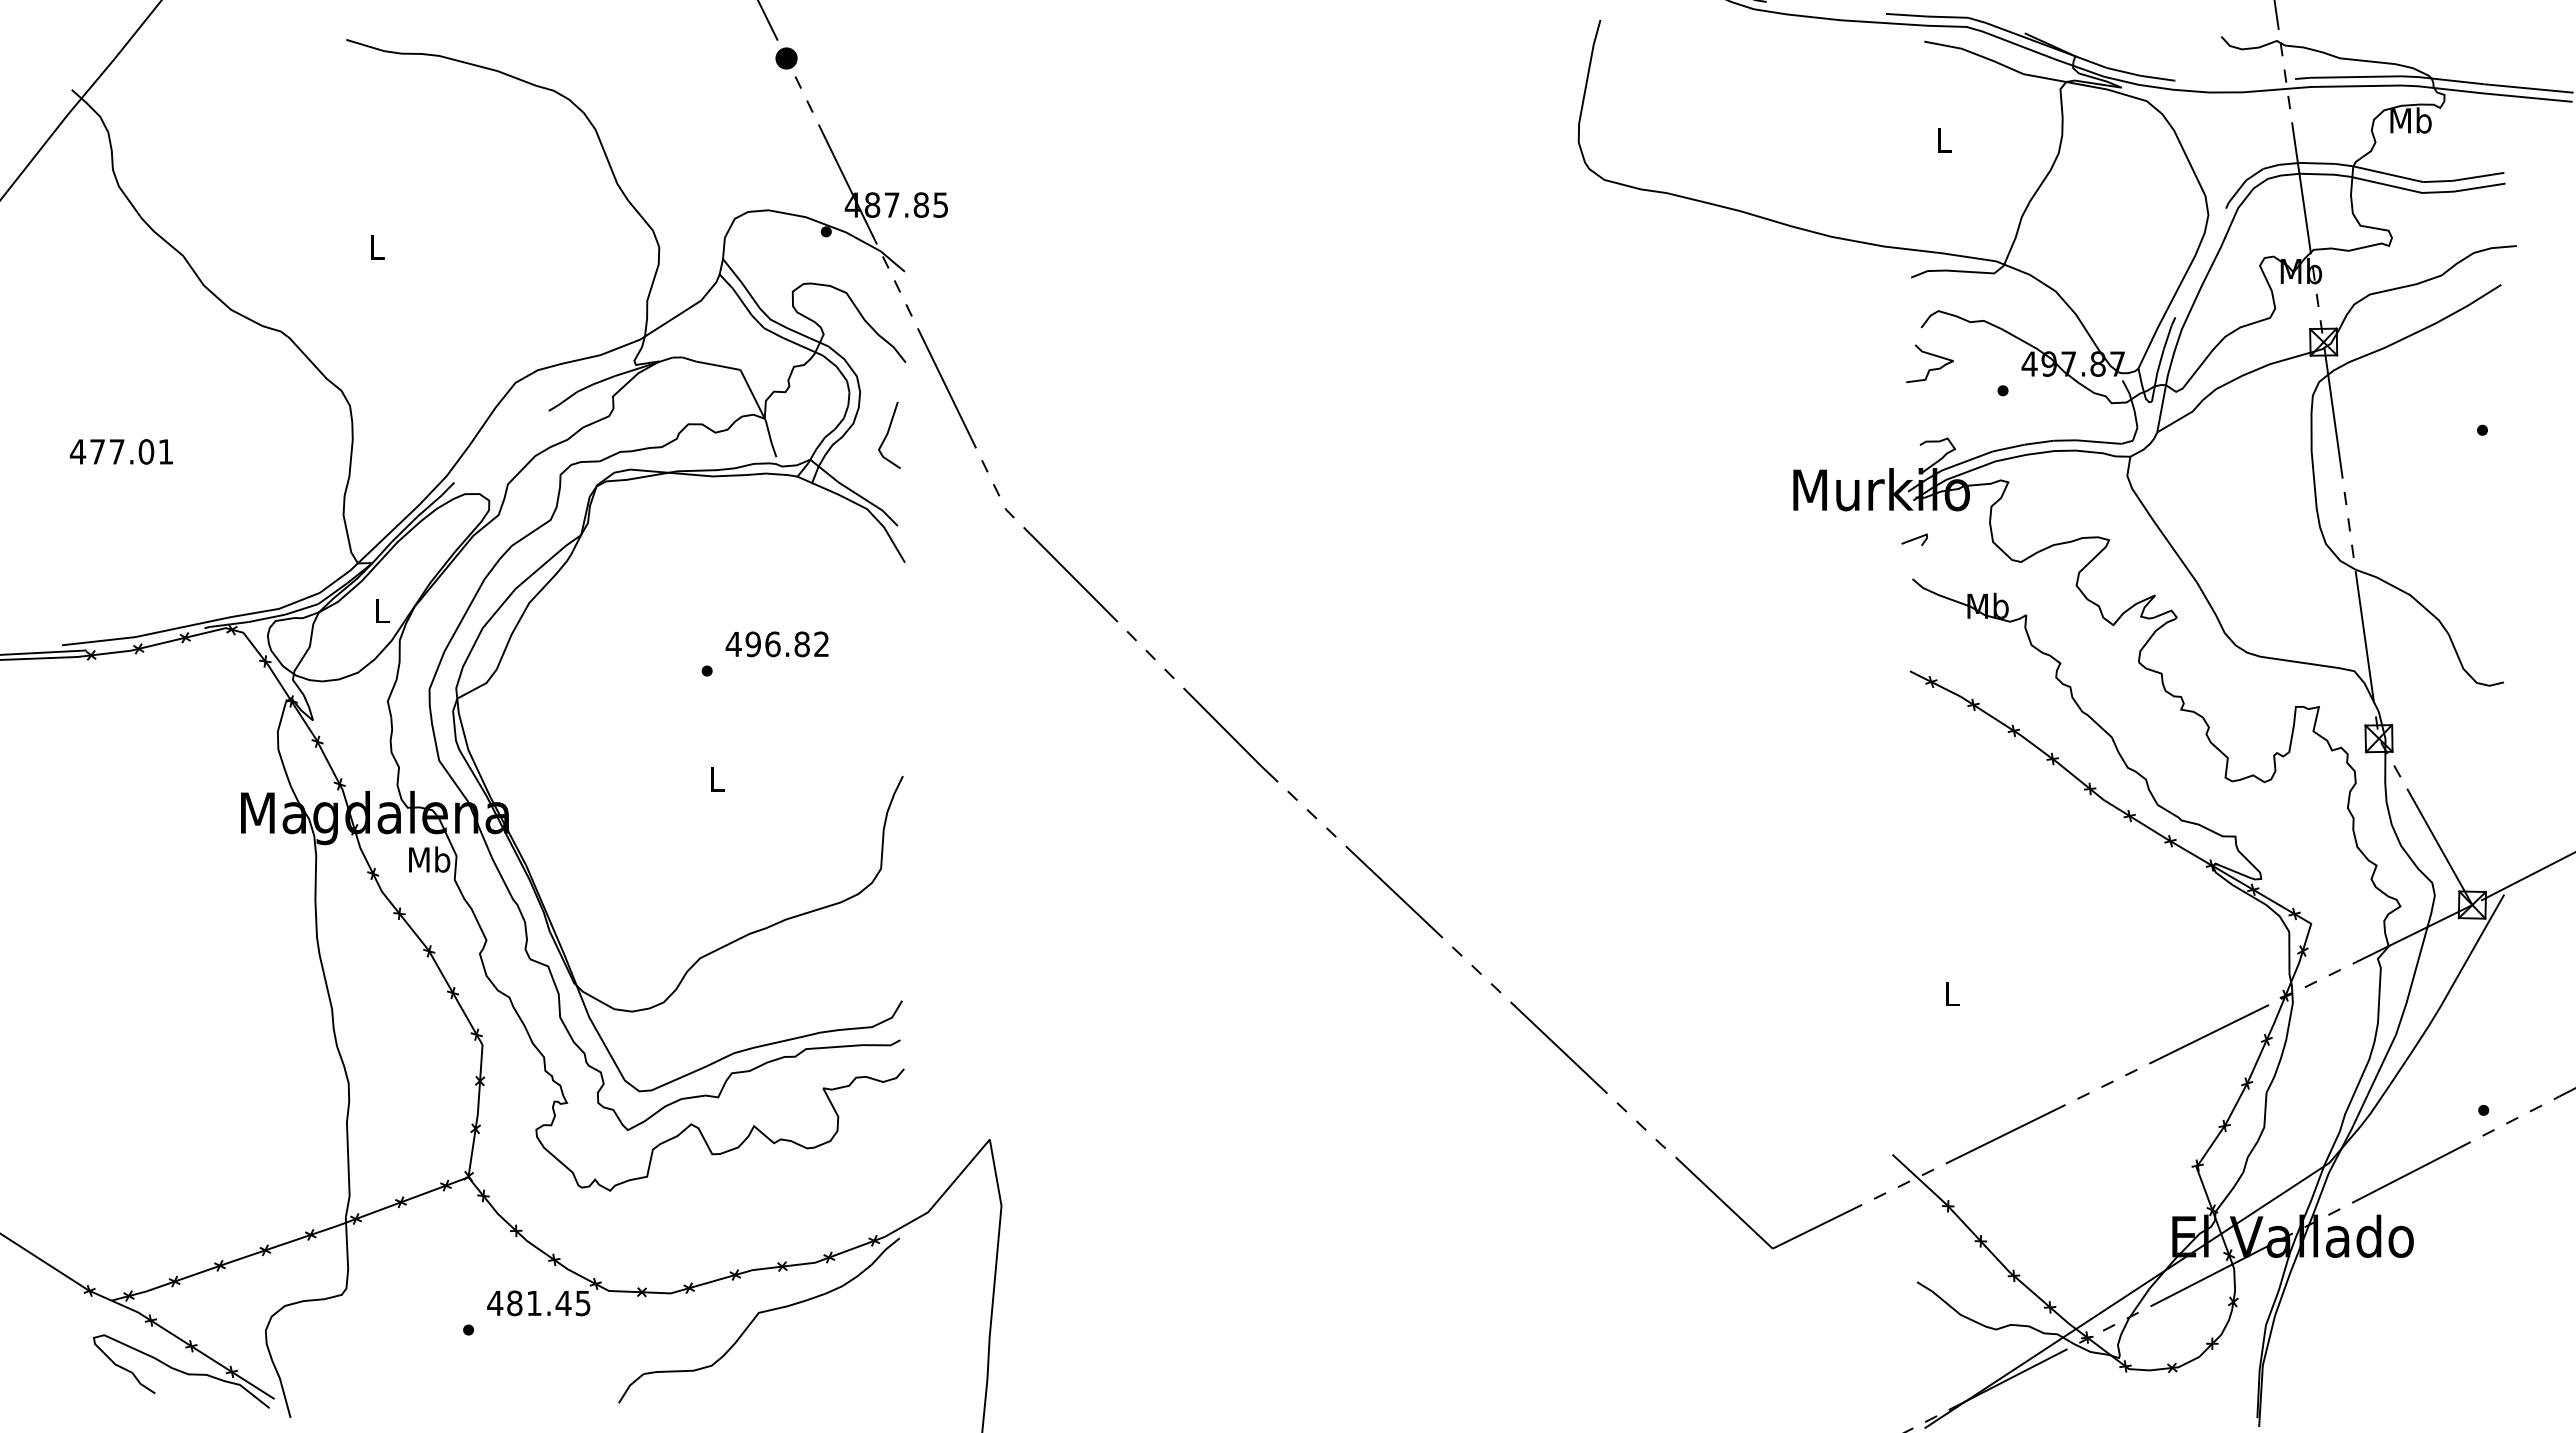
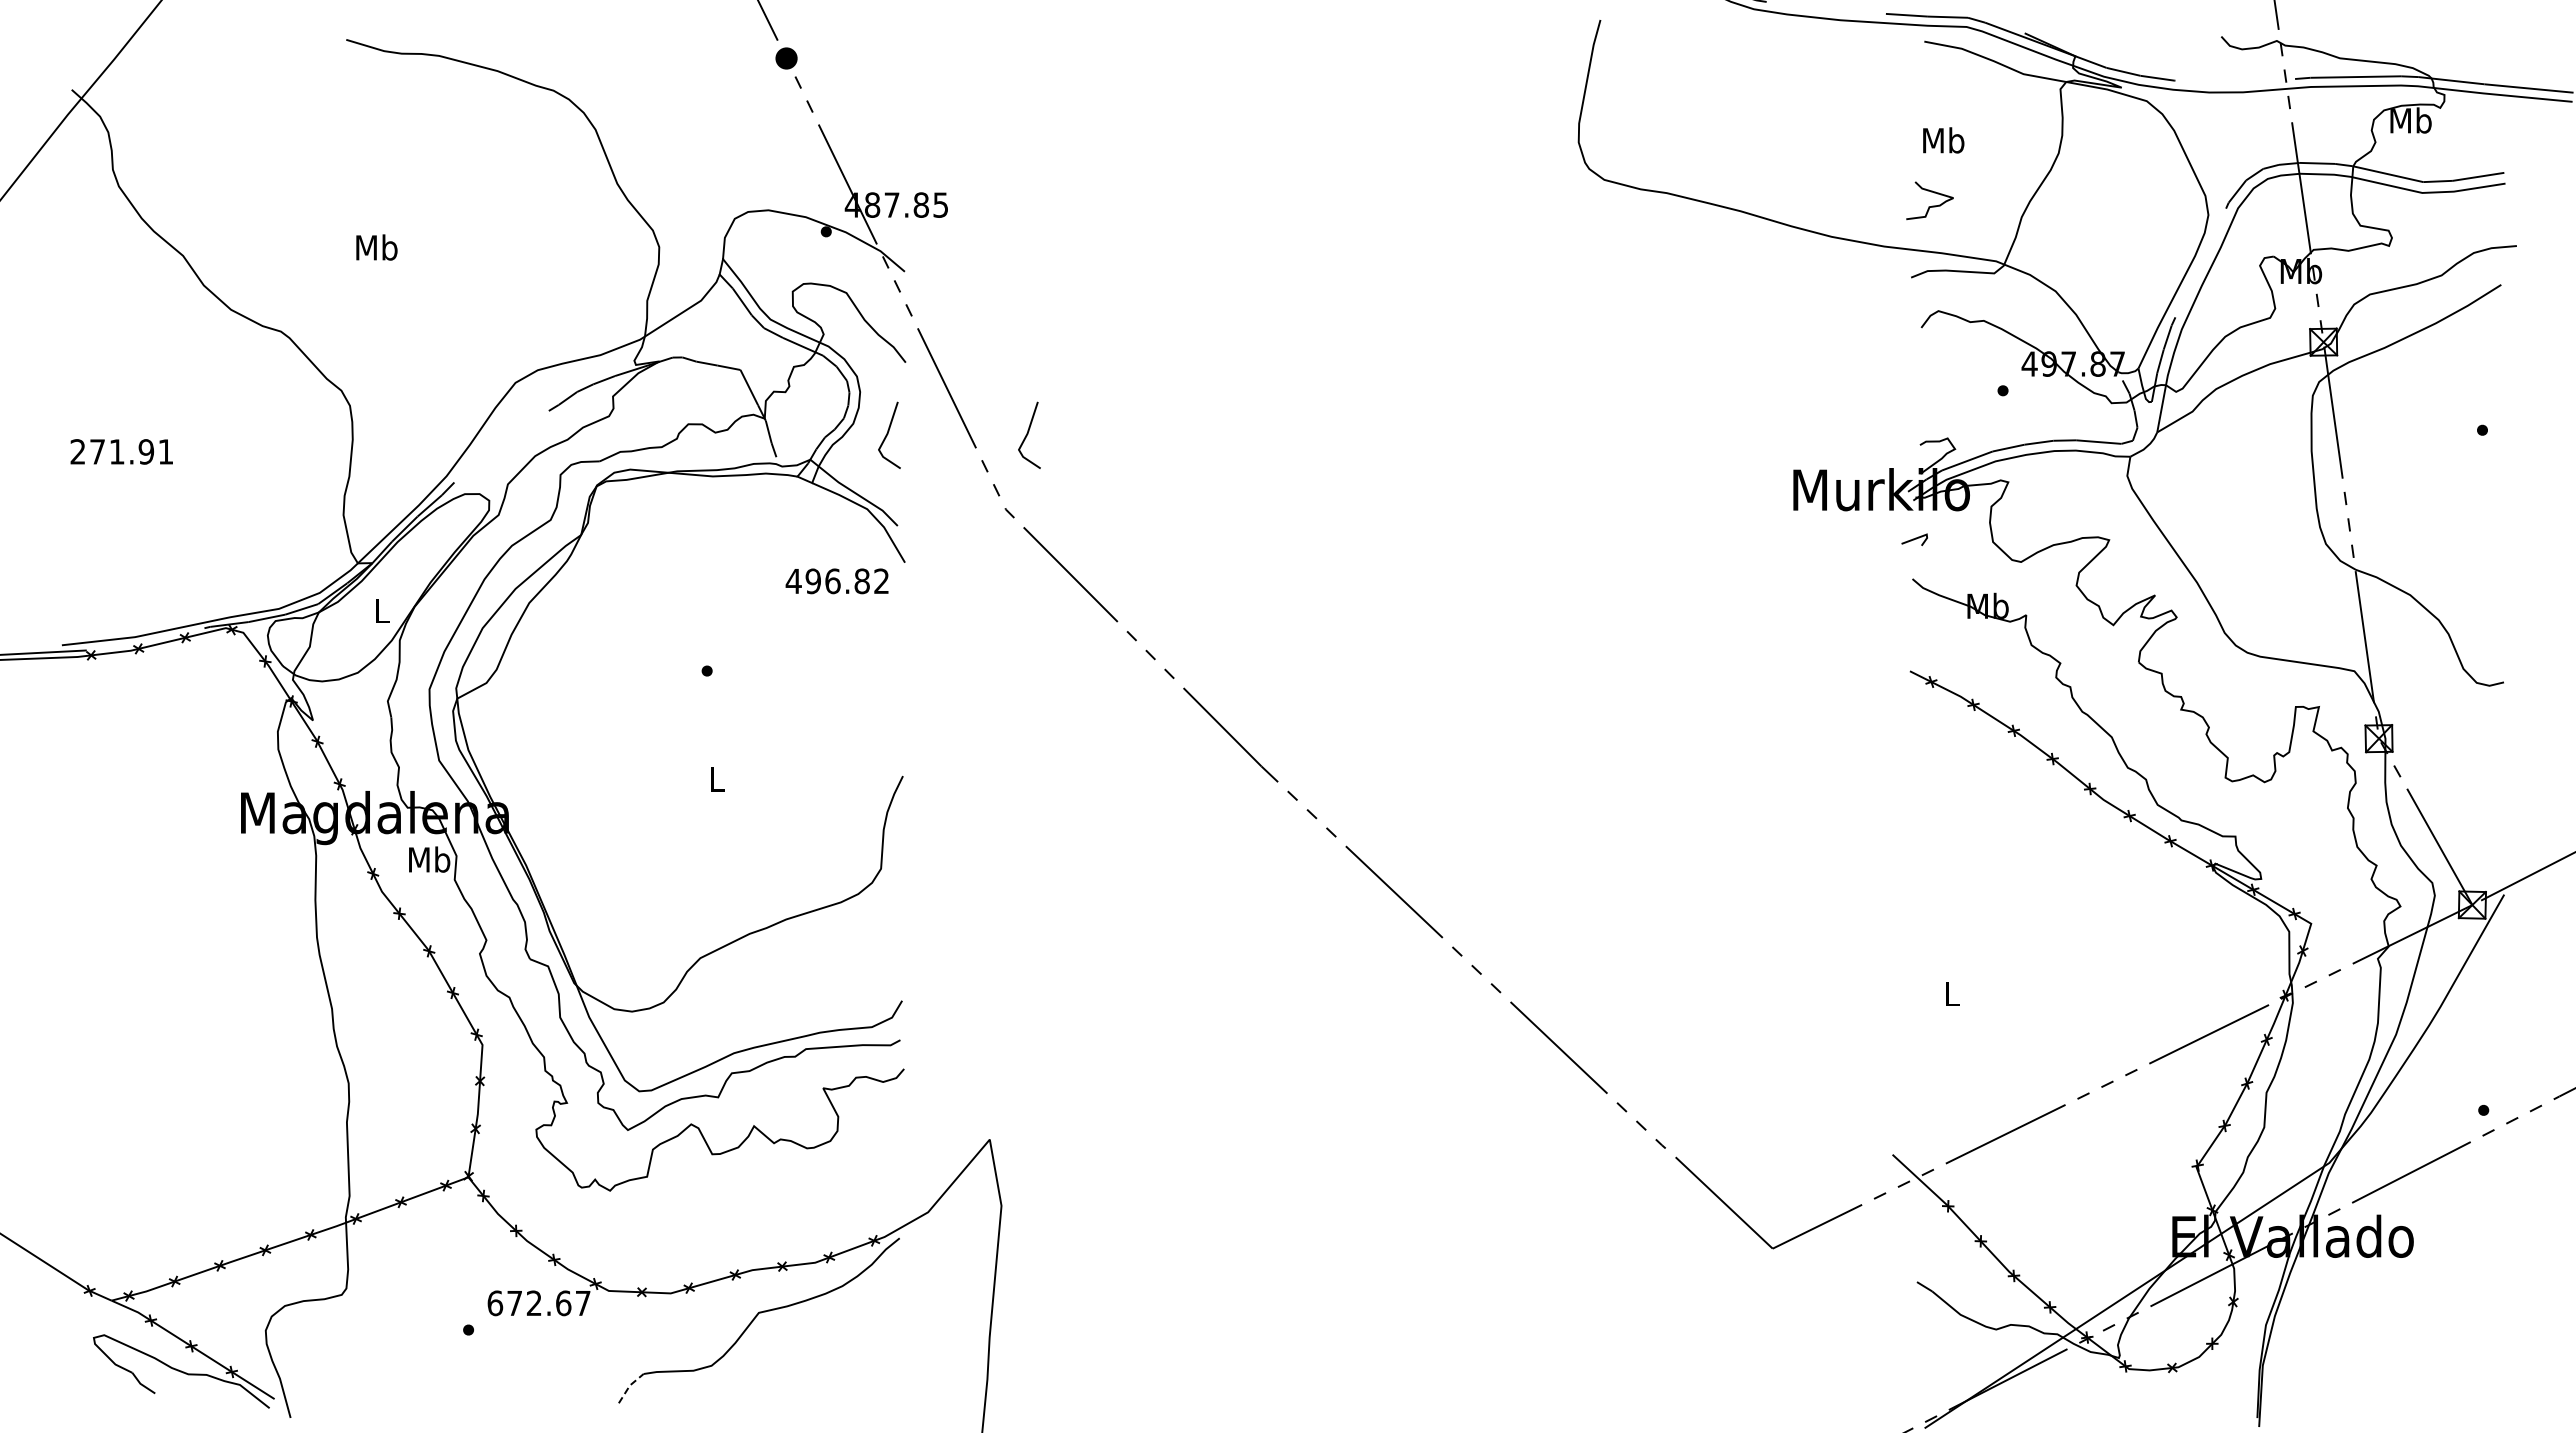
text: L -> Mb (1943, 140)
text: L -> Mb (376, 247)
curve position: (1932, 368) -> (1932, 205) (1932, 205)
line: none -> present (1028, 434)
text: 477.01 -> 271.91 (111, 451)
text position: (776, 644) -> (836, 581) (836, 581)
text: 481.45 -> 672.67 (538, 1303)
line: solid -> dashed (629, 1386)
